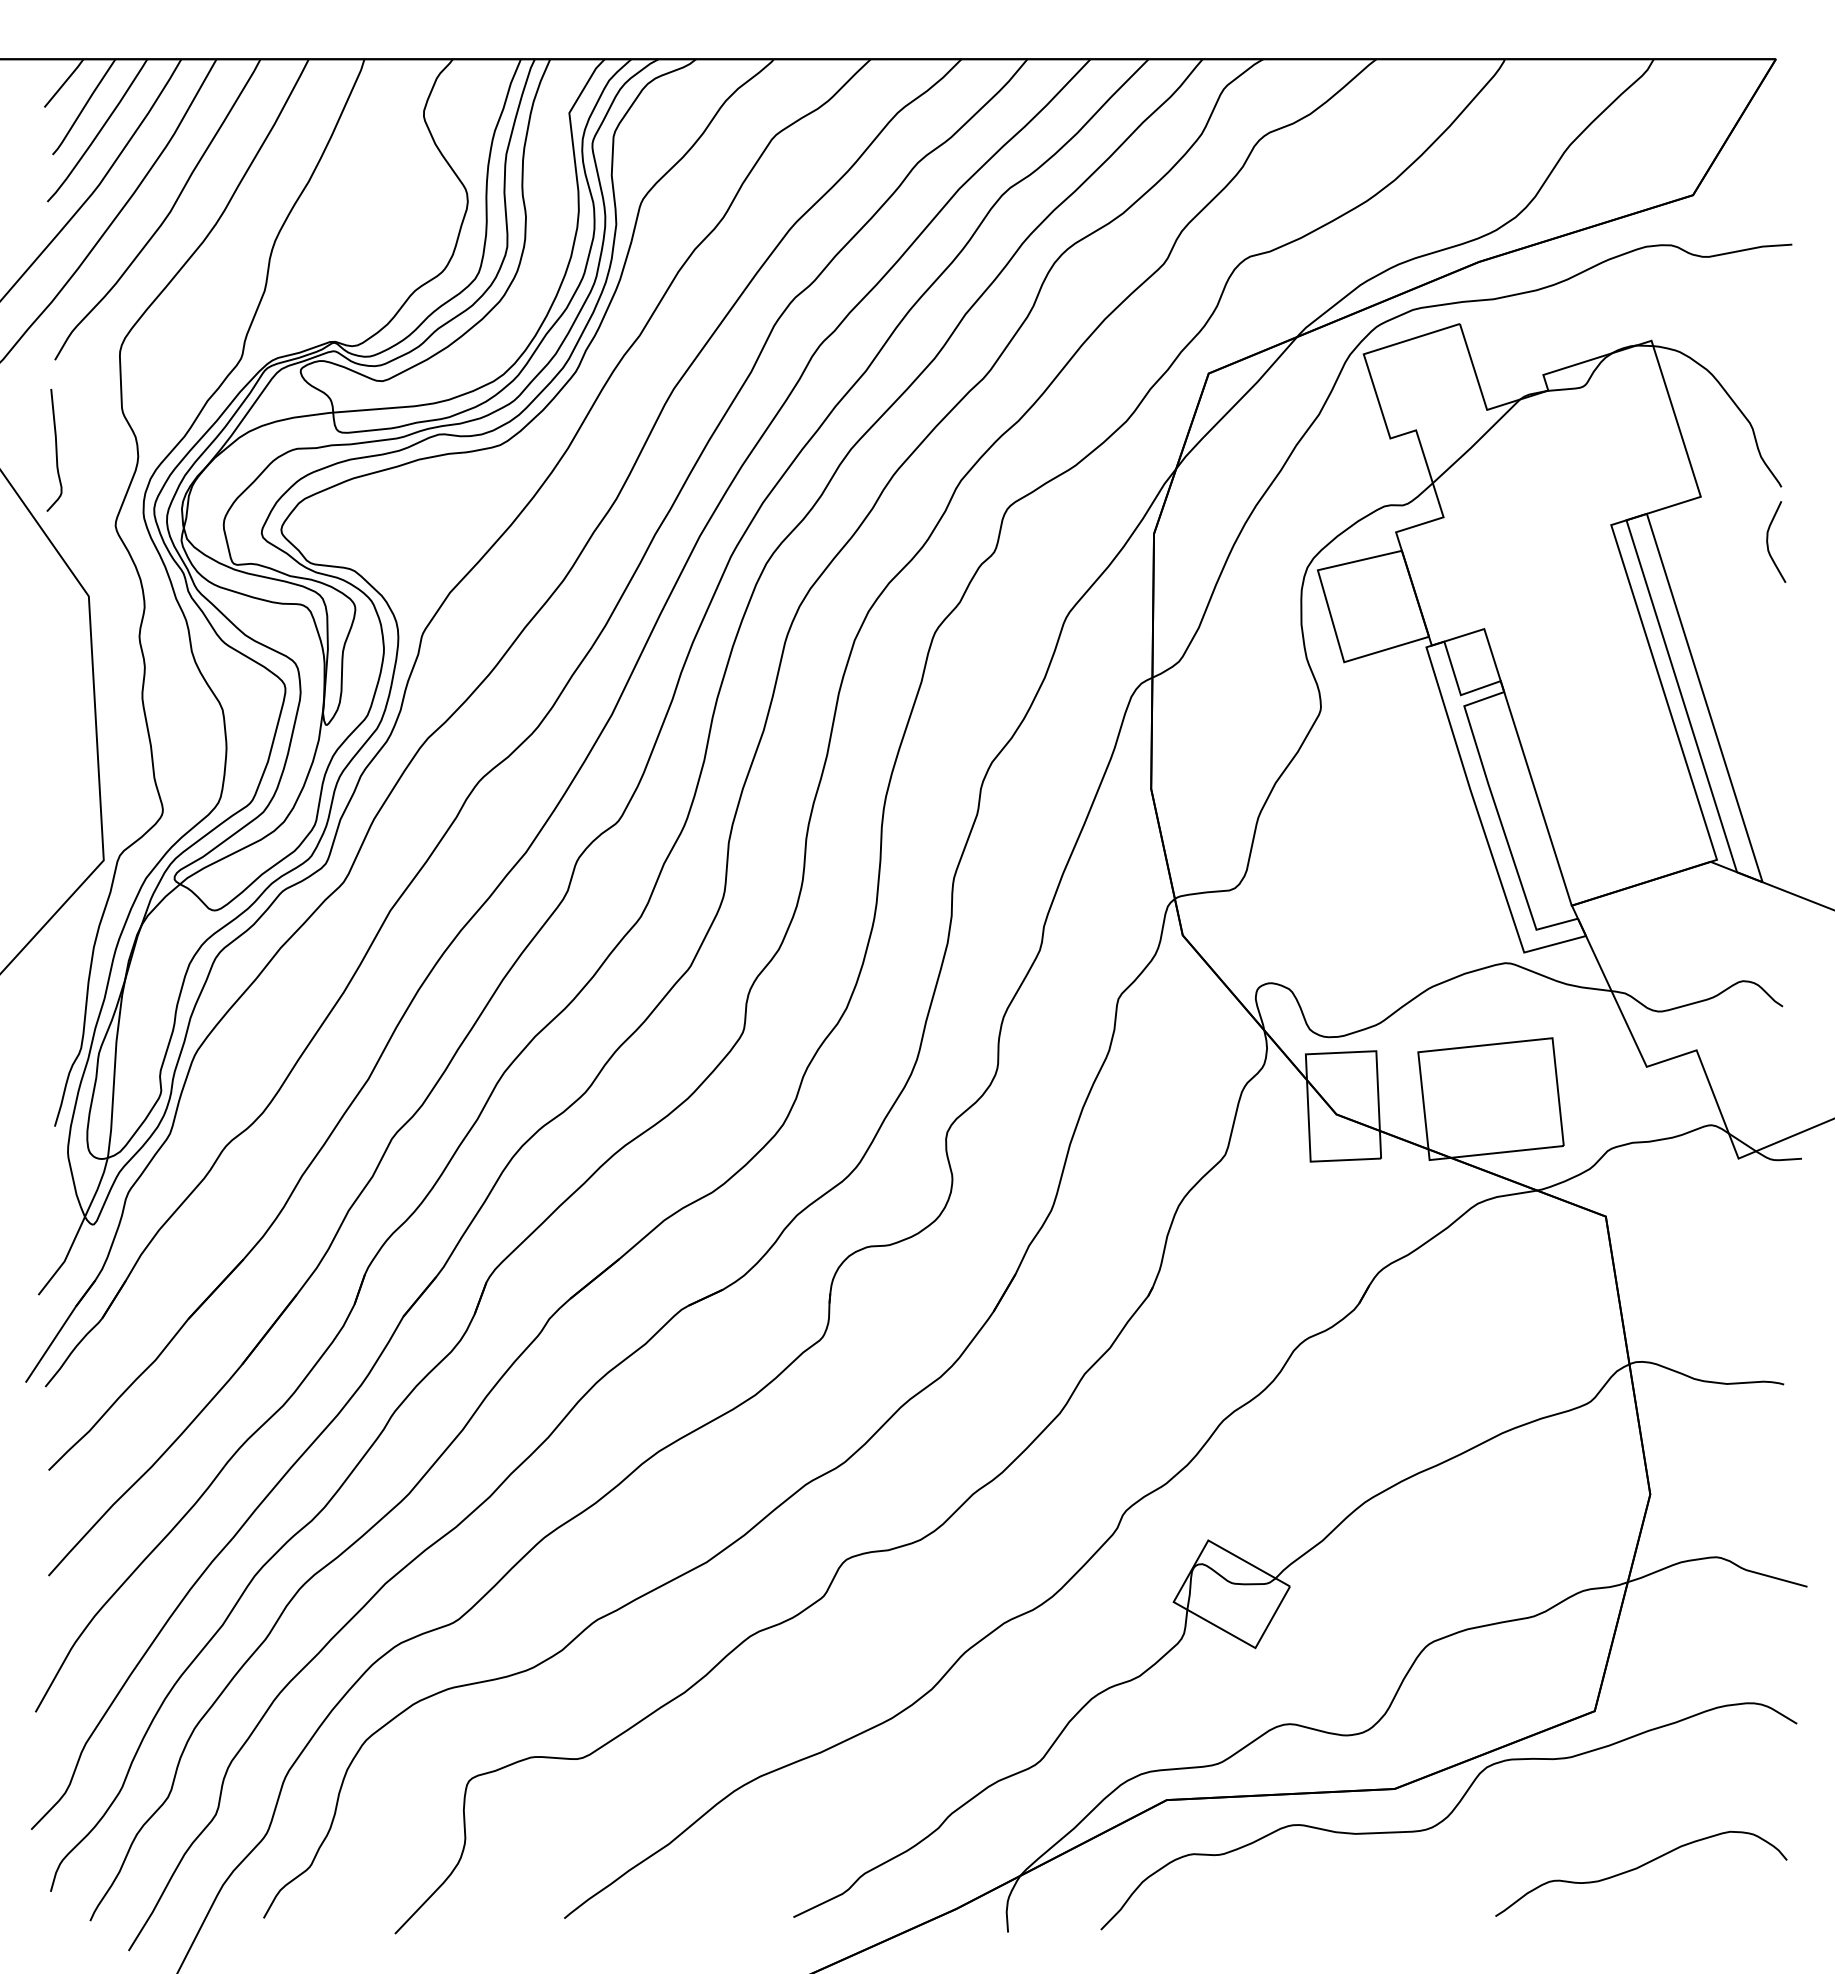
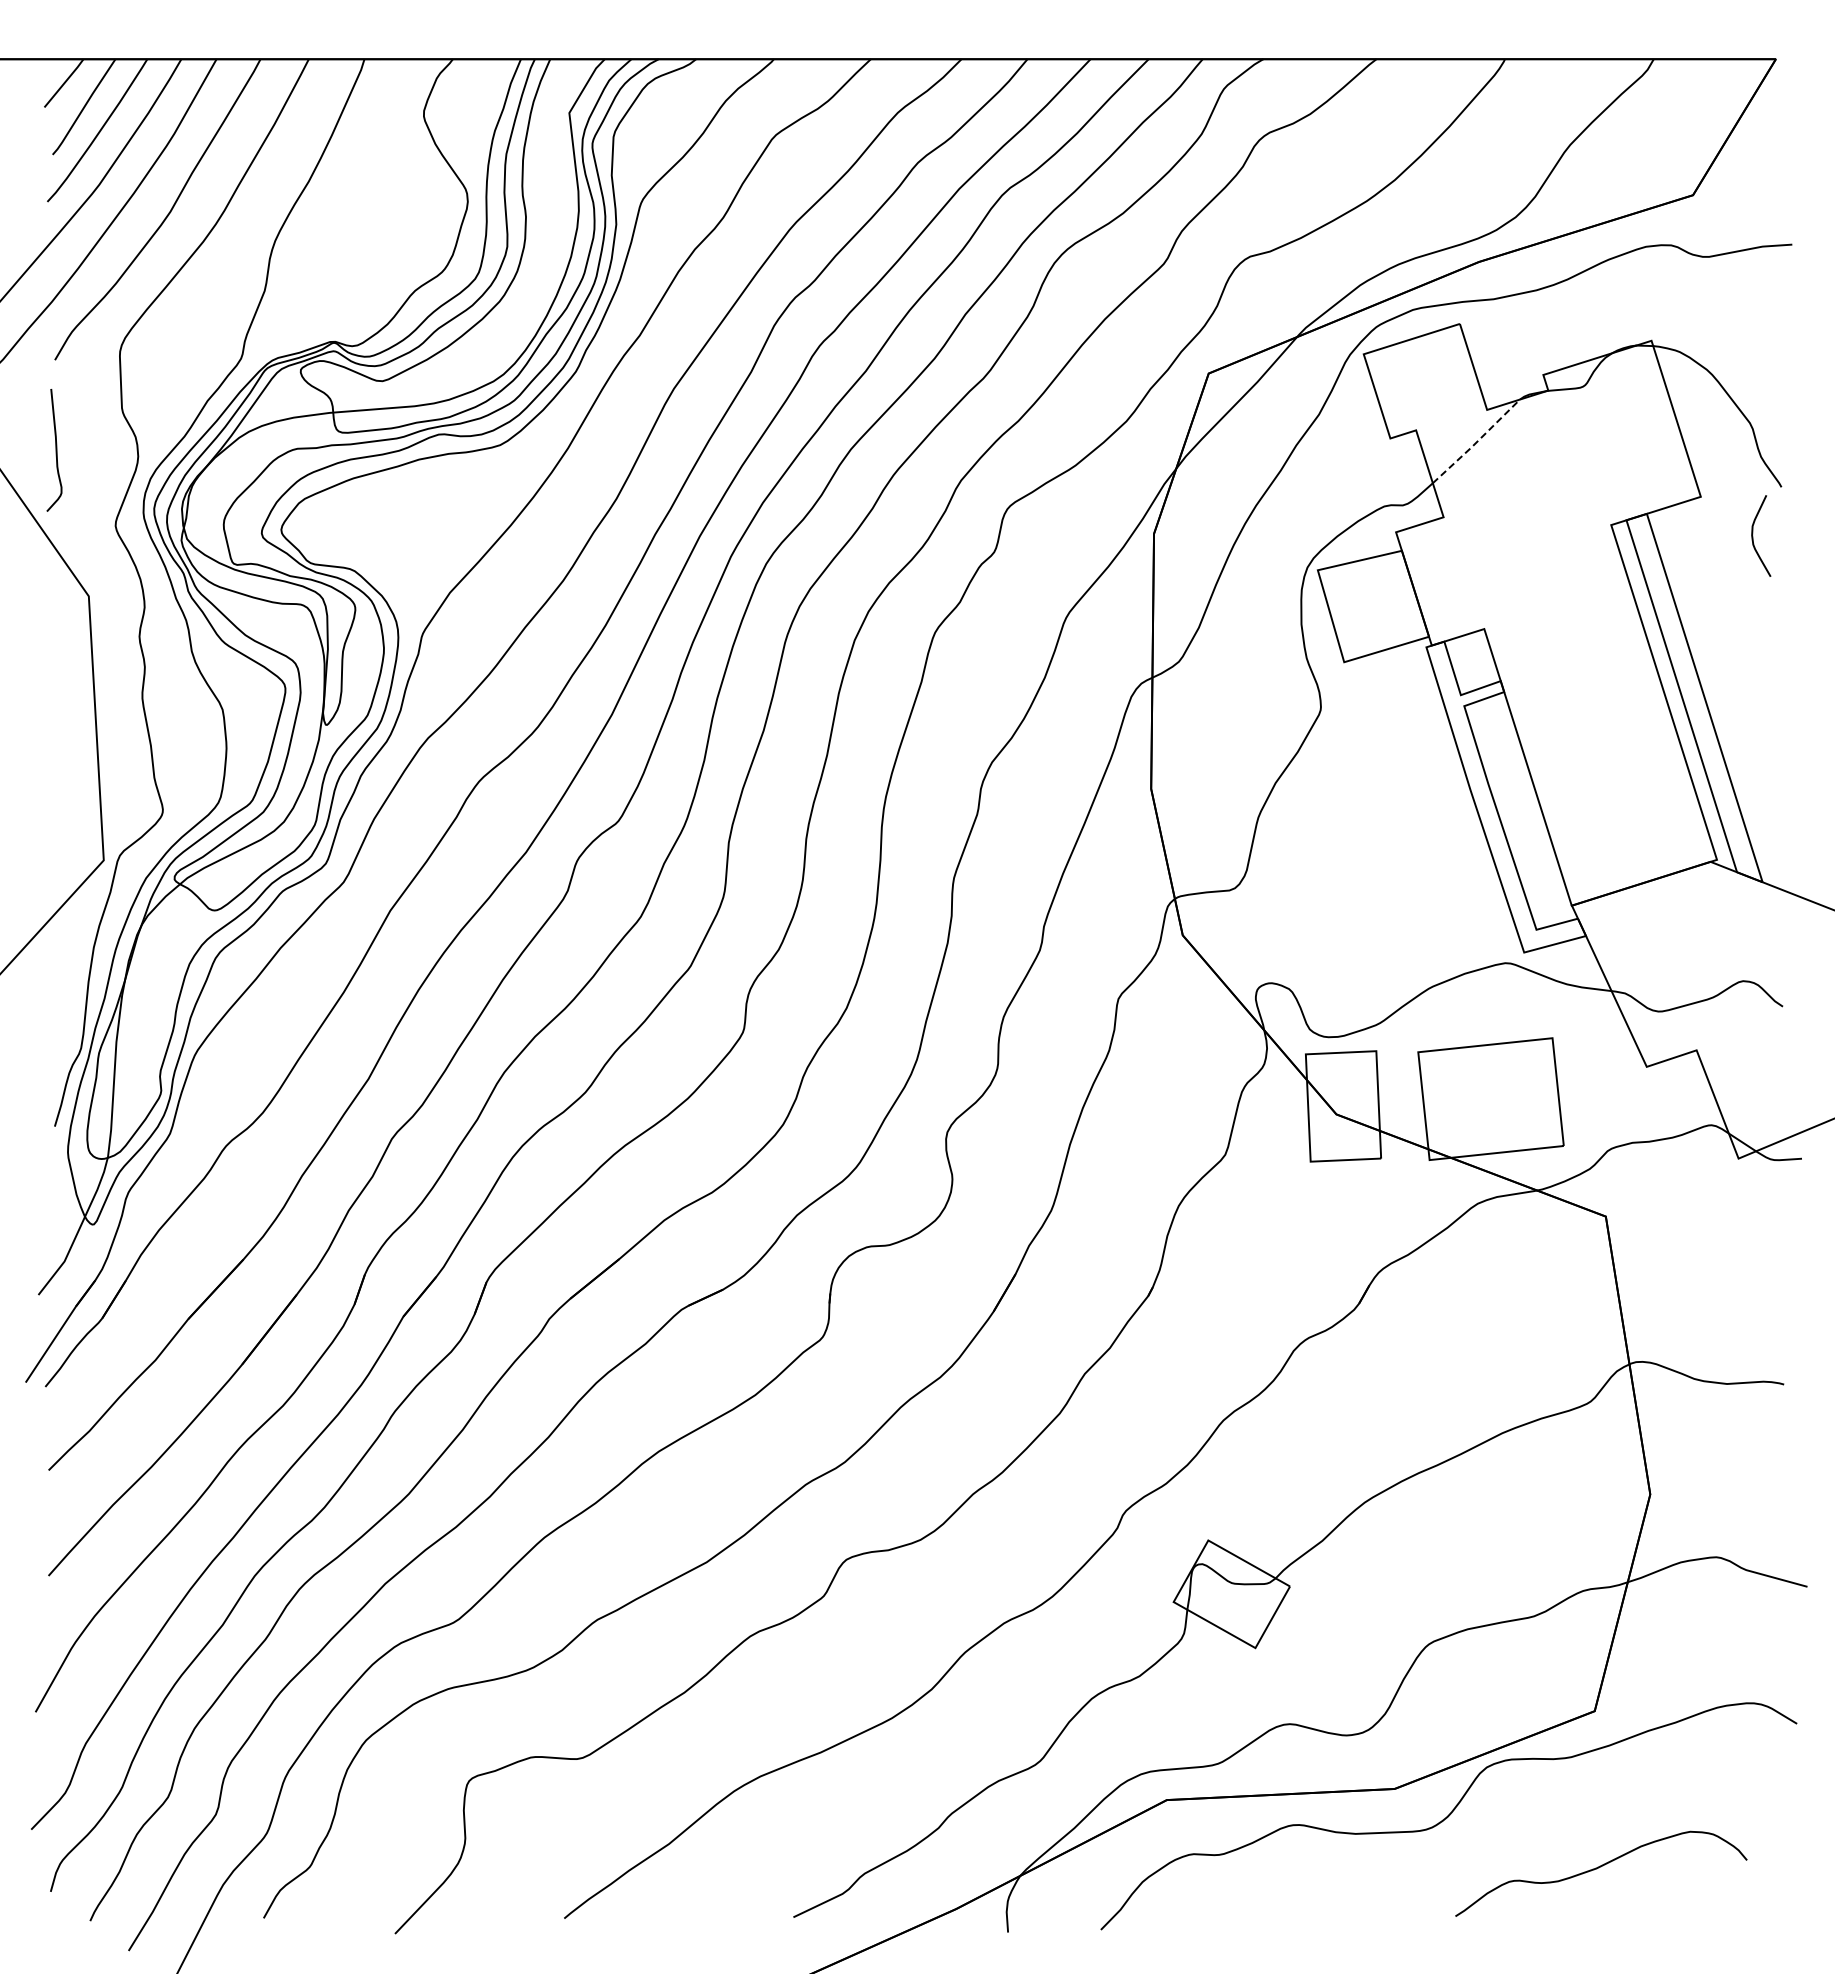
line: solid -> dashed (1477, 441)
curve position: (1768, 540) -> (1753, 534) (1753, 534)
curve position: (1638, 1868) -> (1598, 1868) (1598, 1868)
